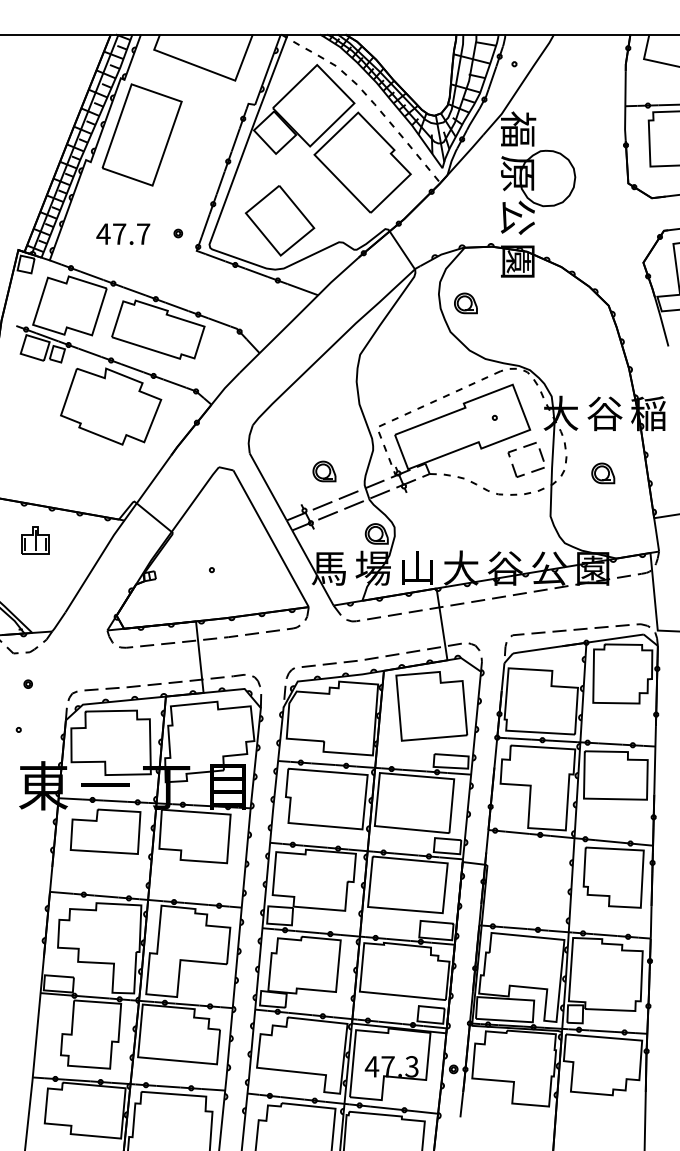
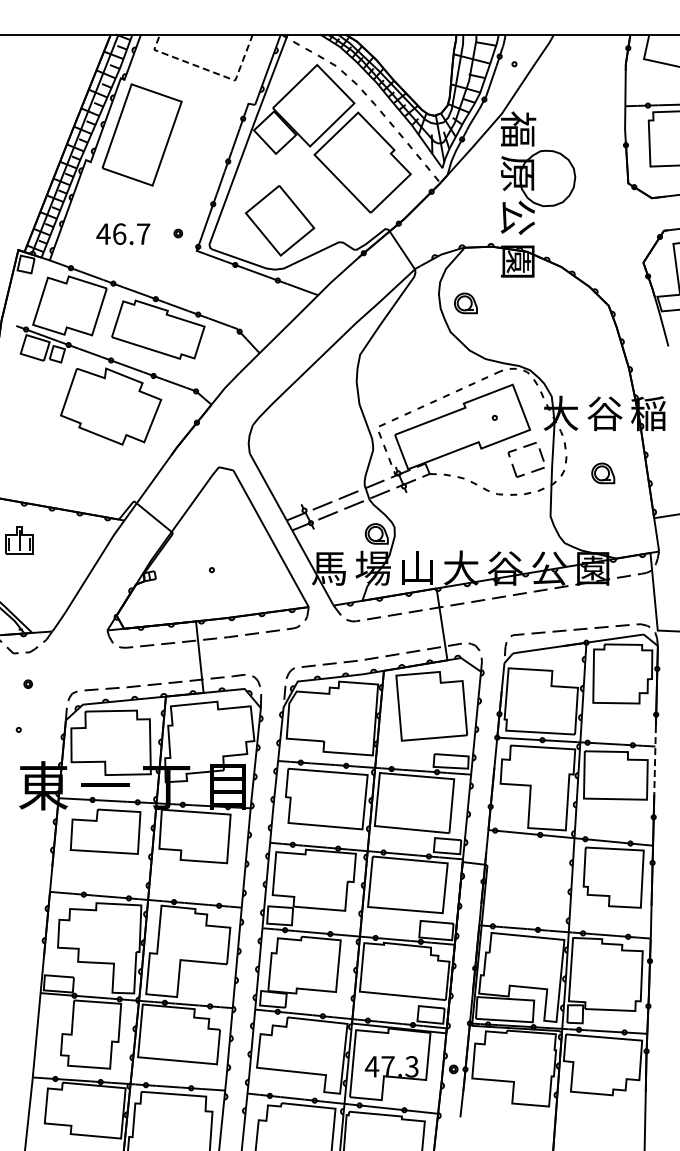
line: solid -> dashed (210, 71)
text: 47.7 -> 46.7 (119, 233)
part: present -> none (324, 471)
part position: (35, 540) -> (19, 540) (19, 540)
line: solid -> dashed (655, 759)
